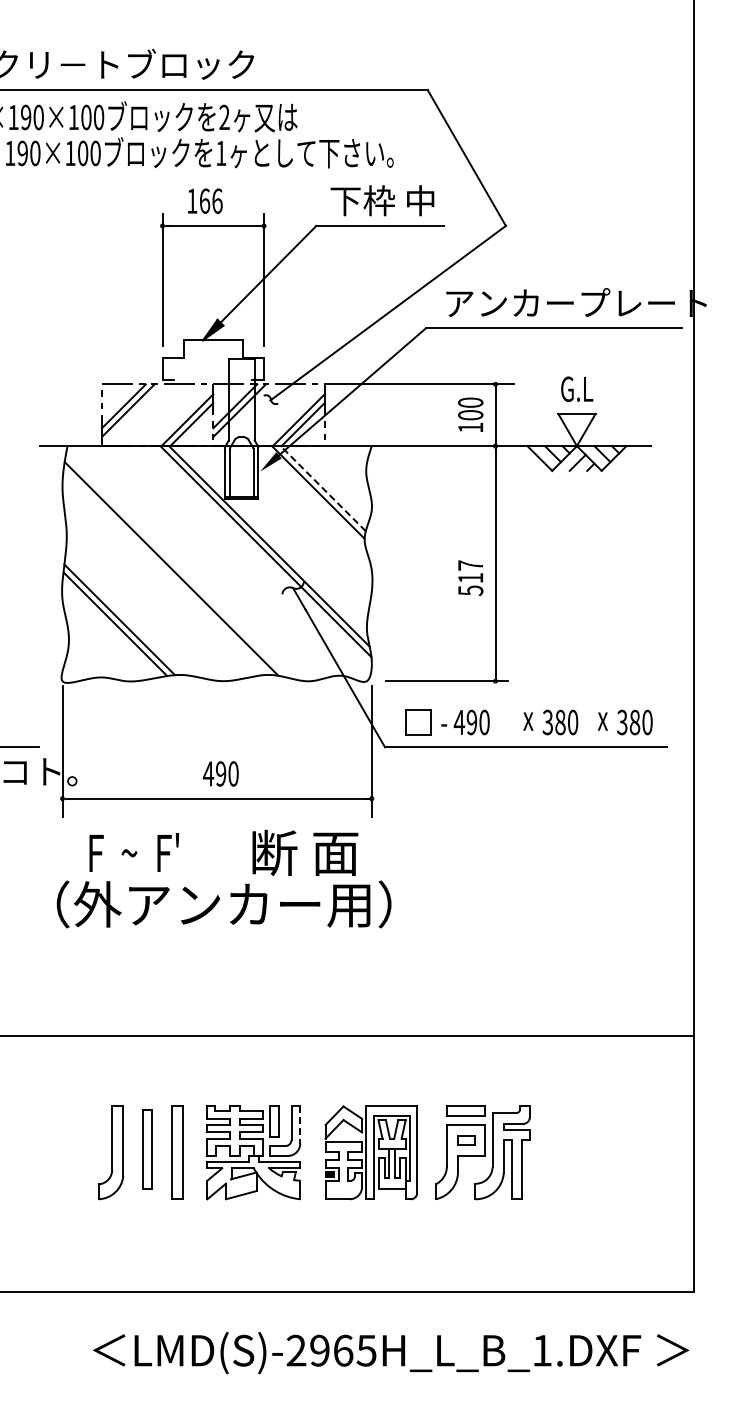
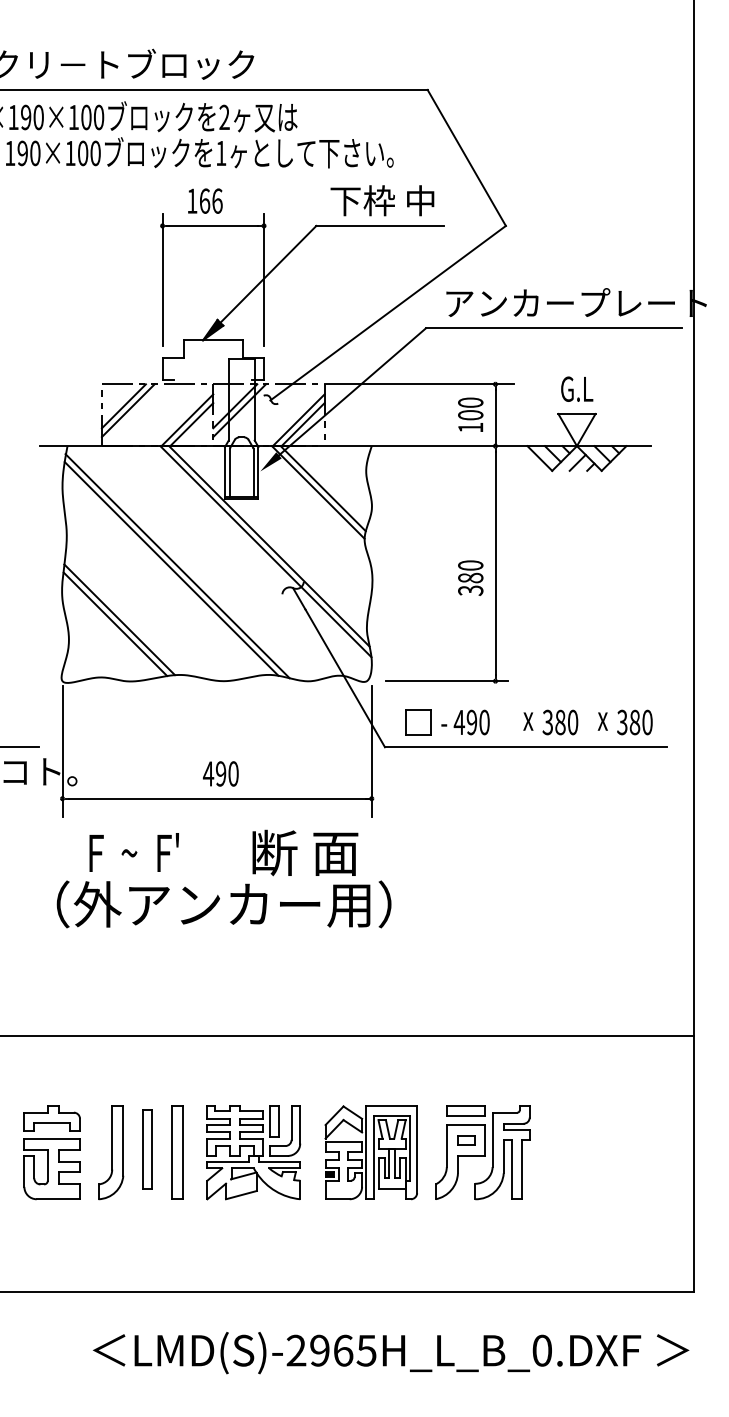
line: dashed -> solid (322, 488)
line: none -> present (177, 566)
text: 517 -> 380 (470, 577)
line: dashed -> solid (300, 1125)
part: none -> present (51, 1152)
text: LMD(S)-2965H_L_B_1.DXF -> LMD(S)-2965H_L_B_0.DXF (541, 1350)
